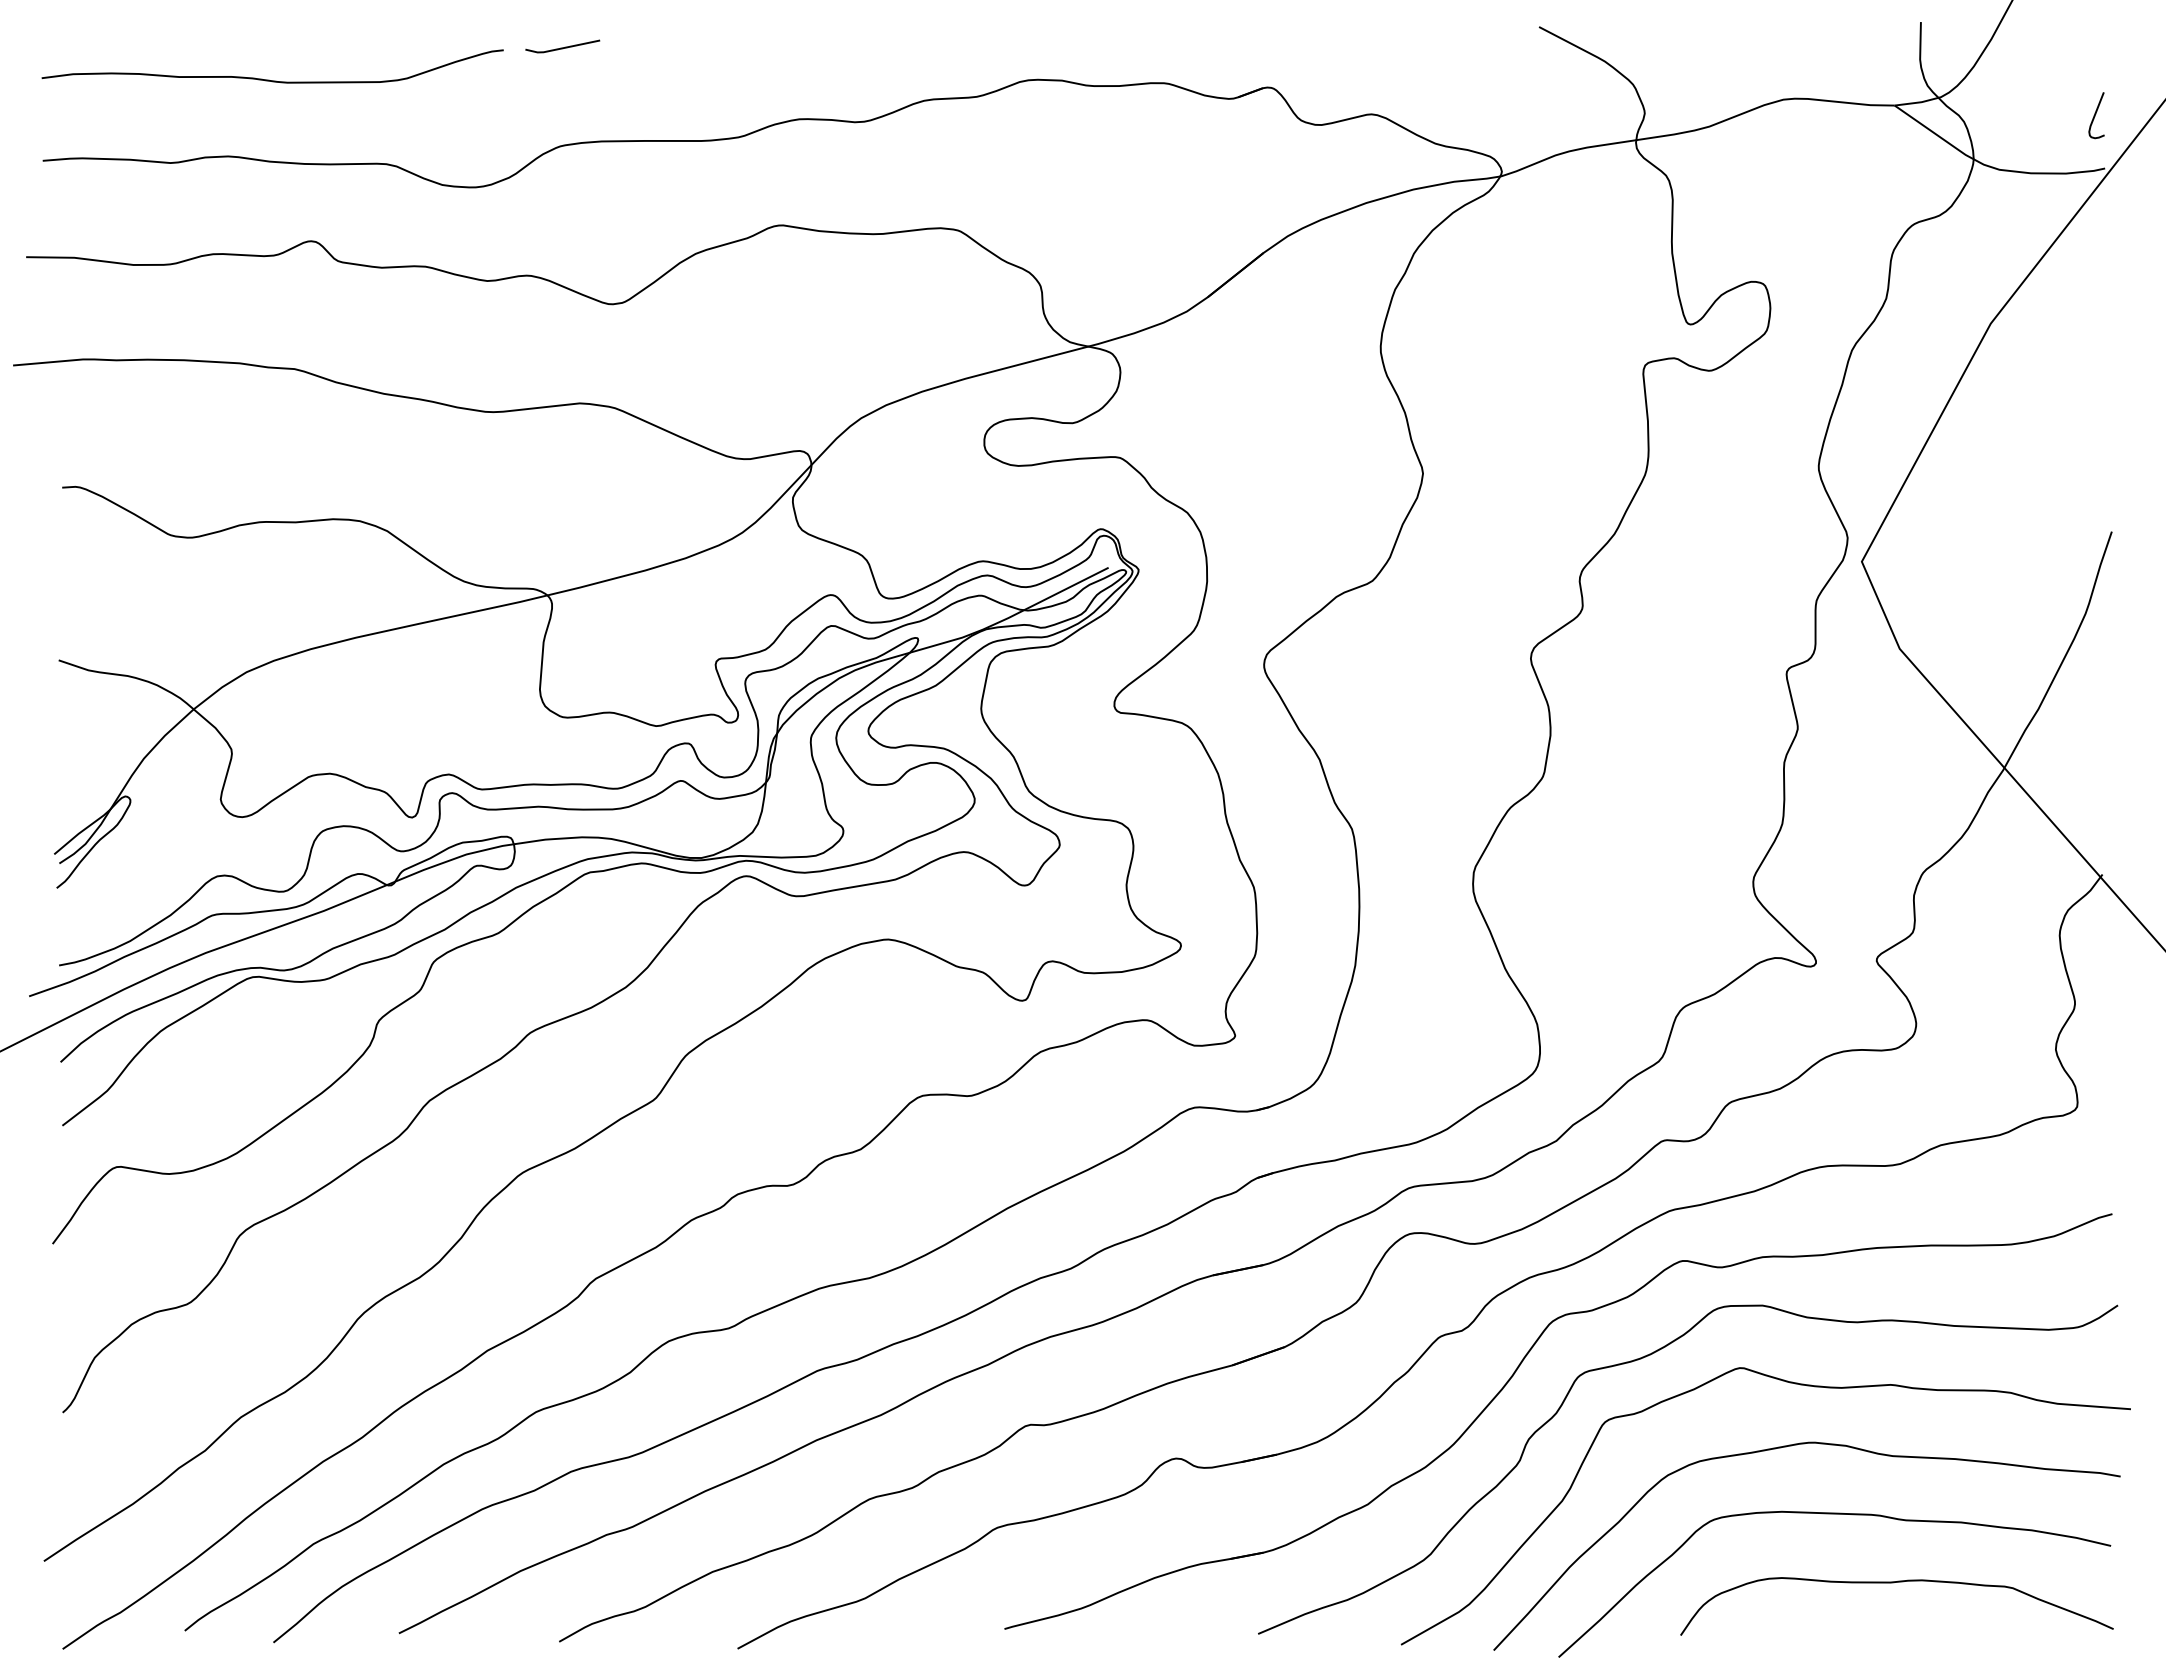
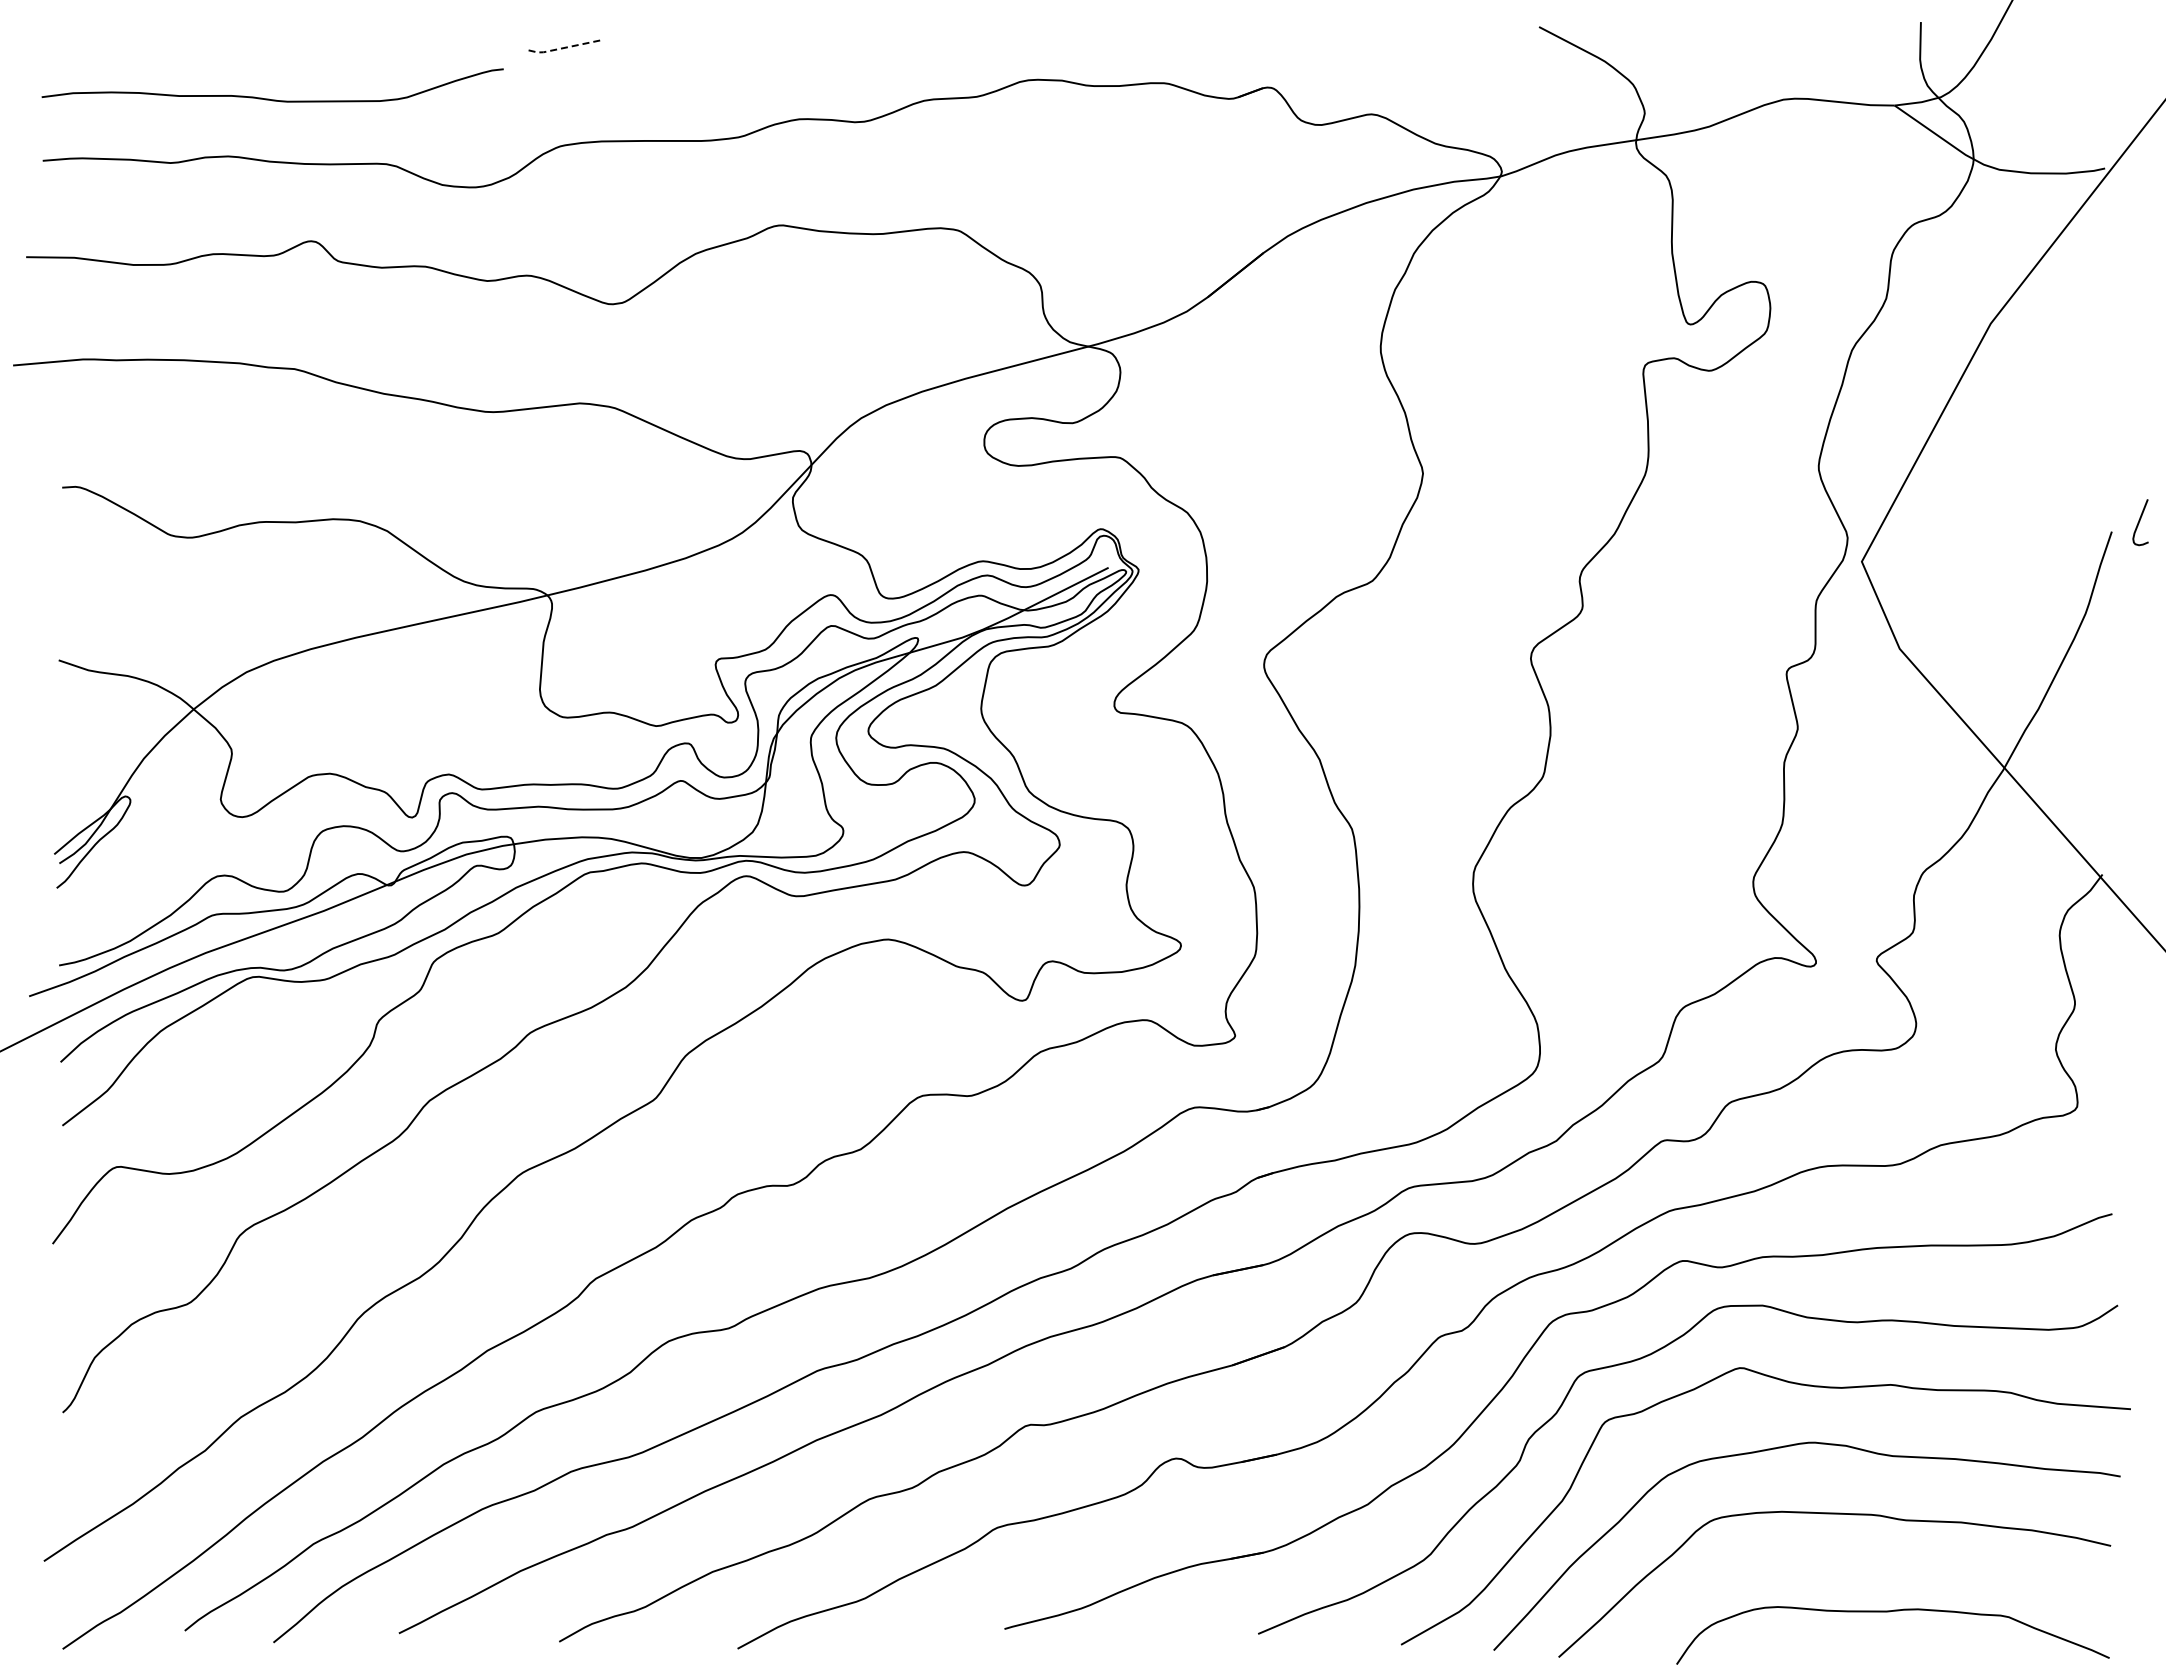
line: solid -> dashed (561, 48)
curve position: (269, 79) -> (269, 98) (269, 98)
curve position: (2096, 114) -> (2140, 521) (2140, 521)
curve position: (1893, 1583) -> (1889, 1612) (1889, 1612)
